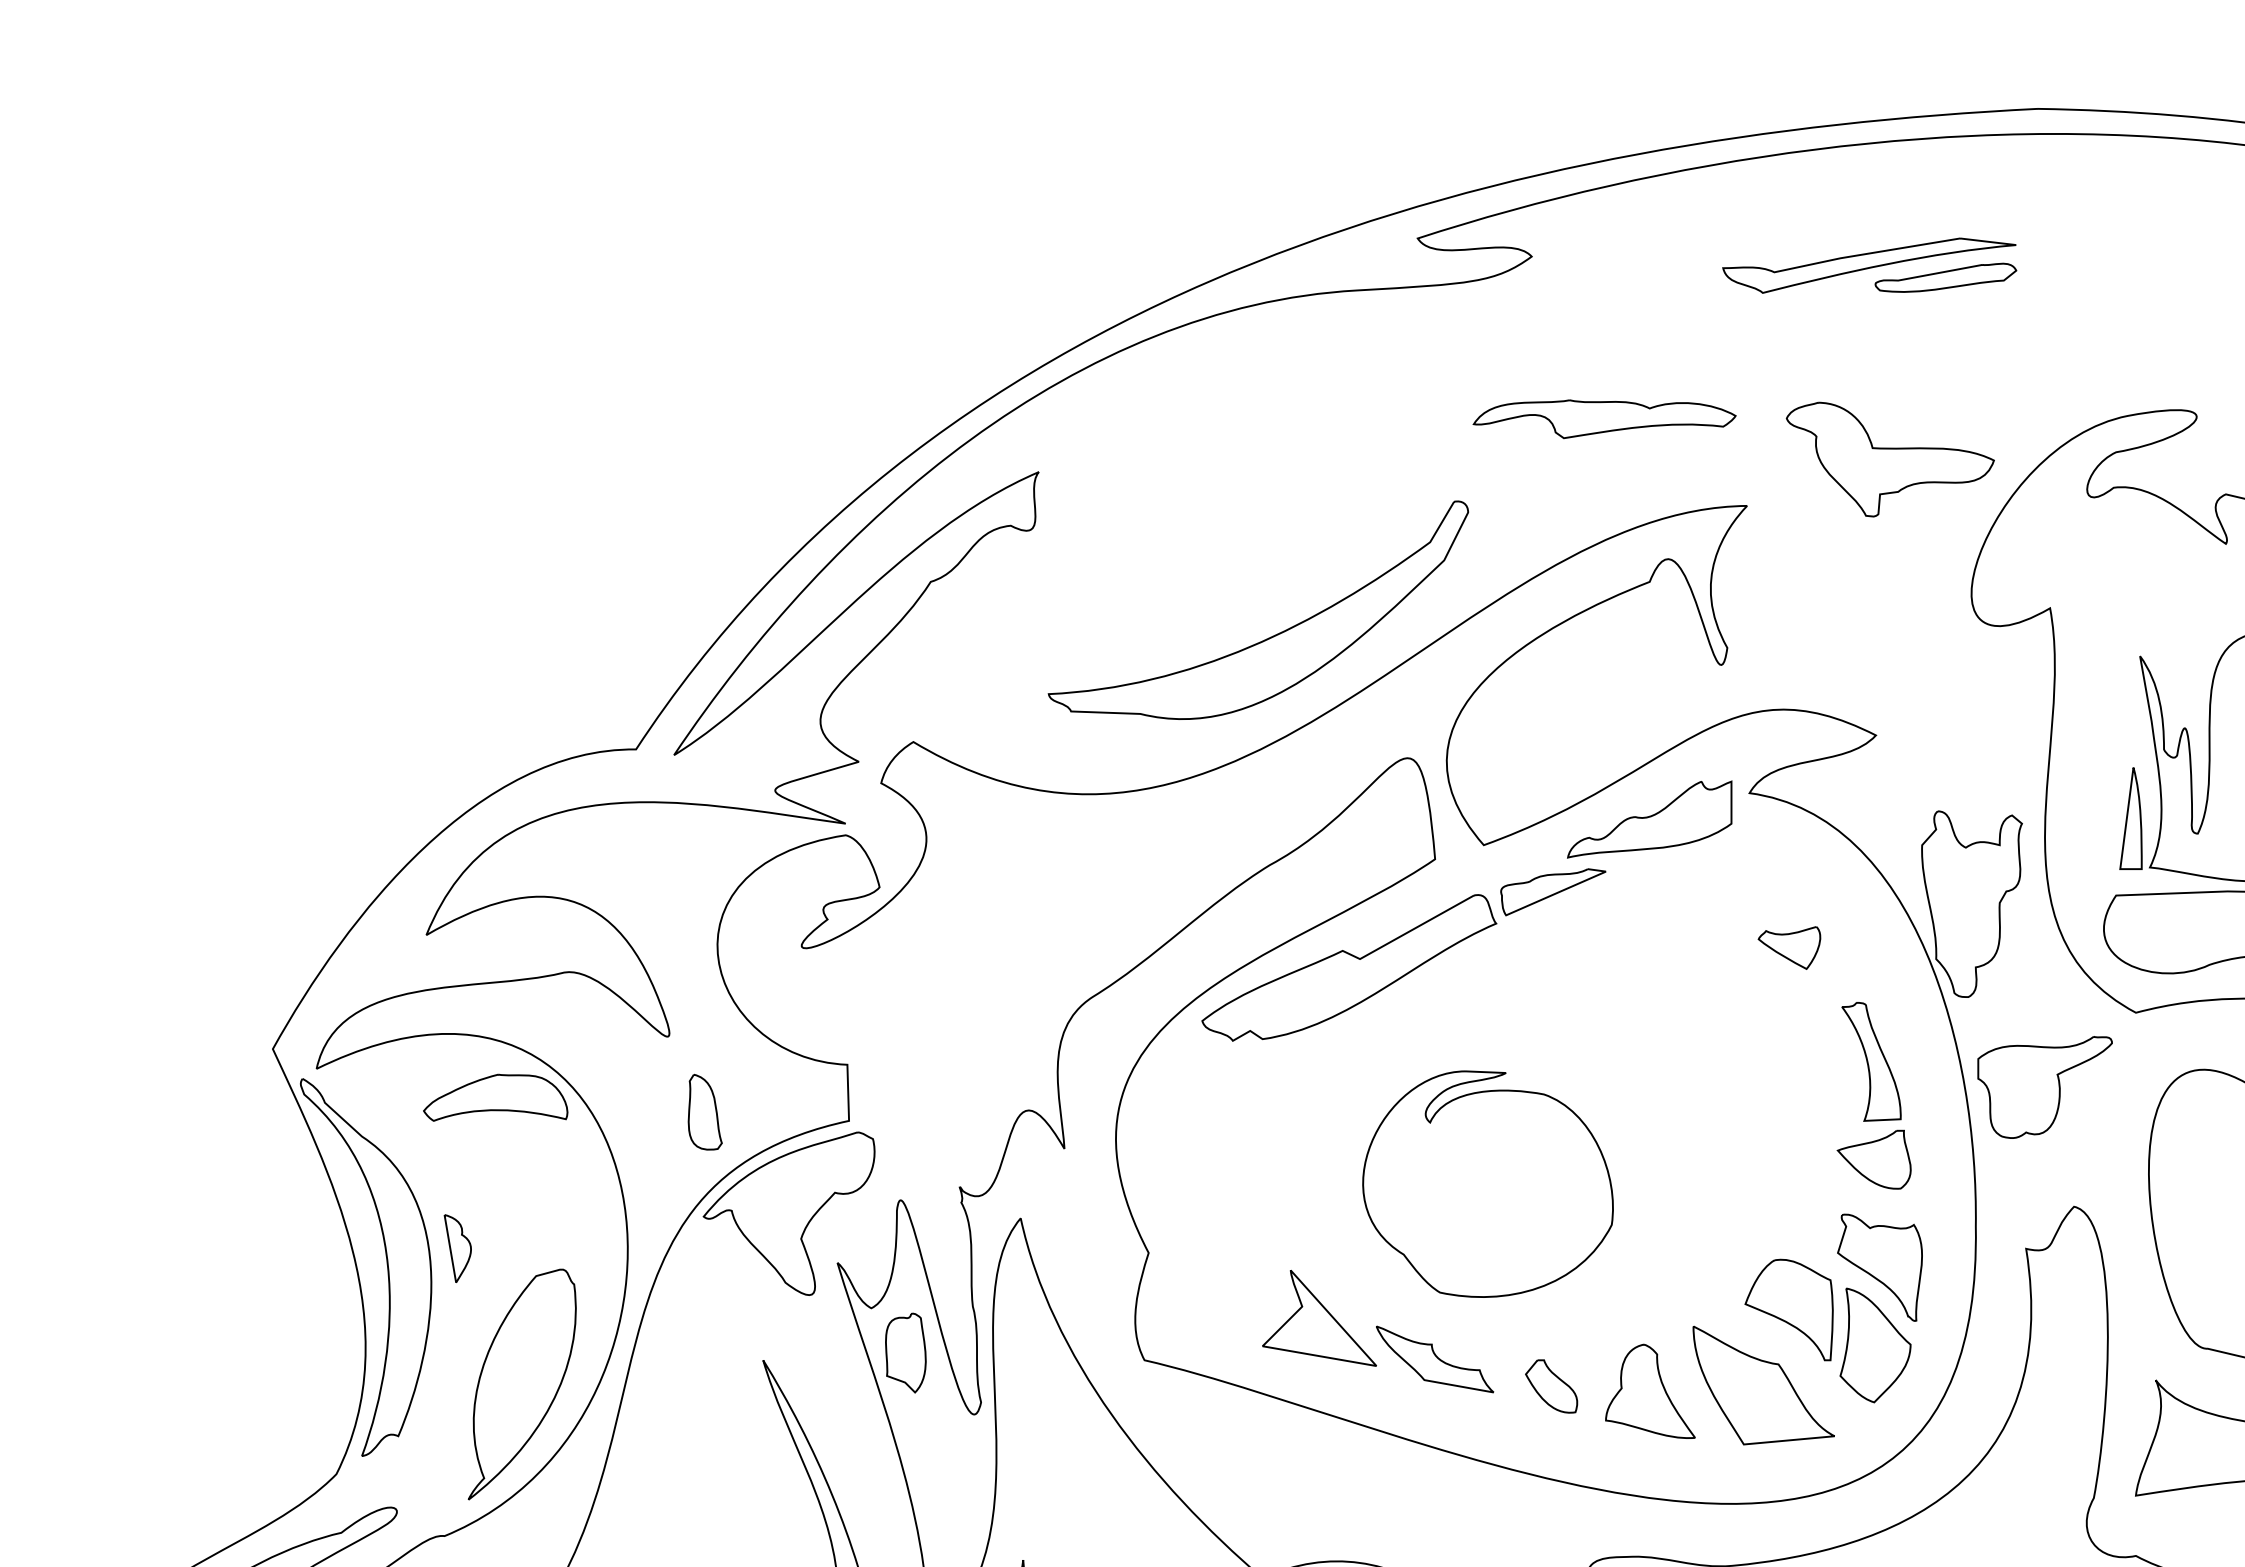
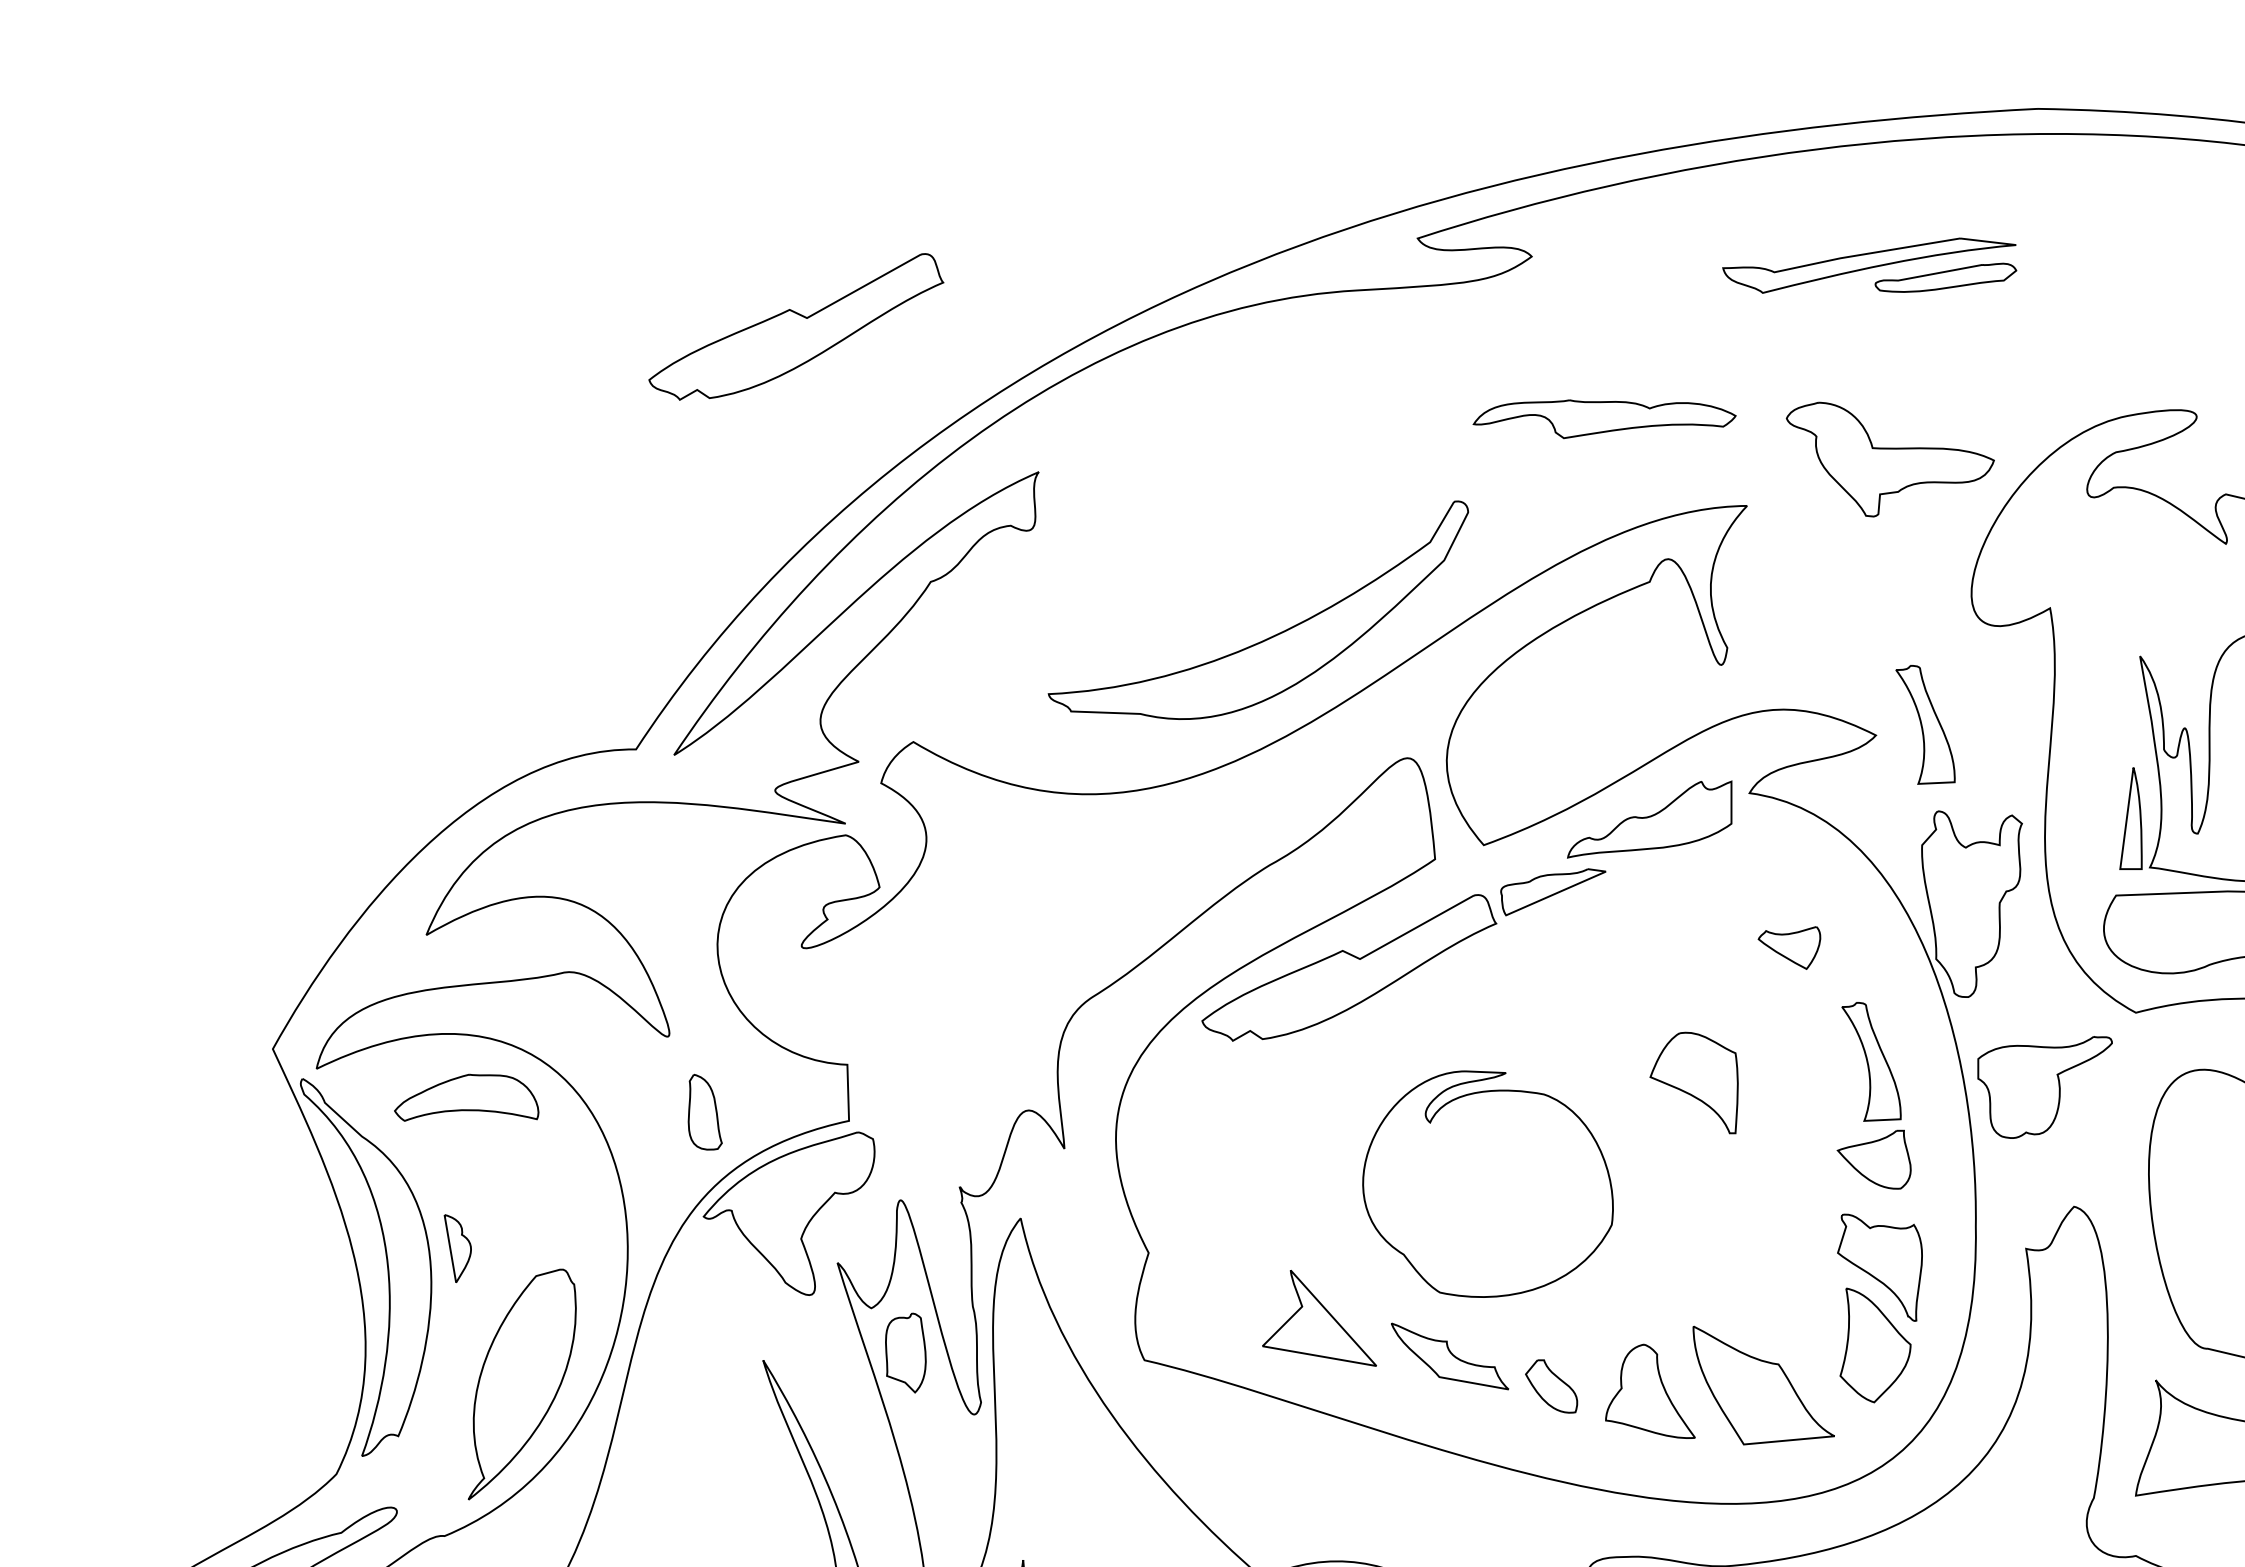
part: none -> present (796, 326)
part: none -> present (1925, 724)
part position: (495, 1097) -> (466, 1097) (466, 1097)
part position: (1788, 1309) -> (1693, 1082) (1693, 1082)
part position: (1435, 1359) -> (1450, 1356) (1450, 1356)
